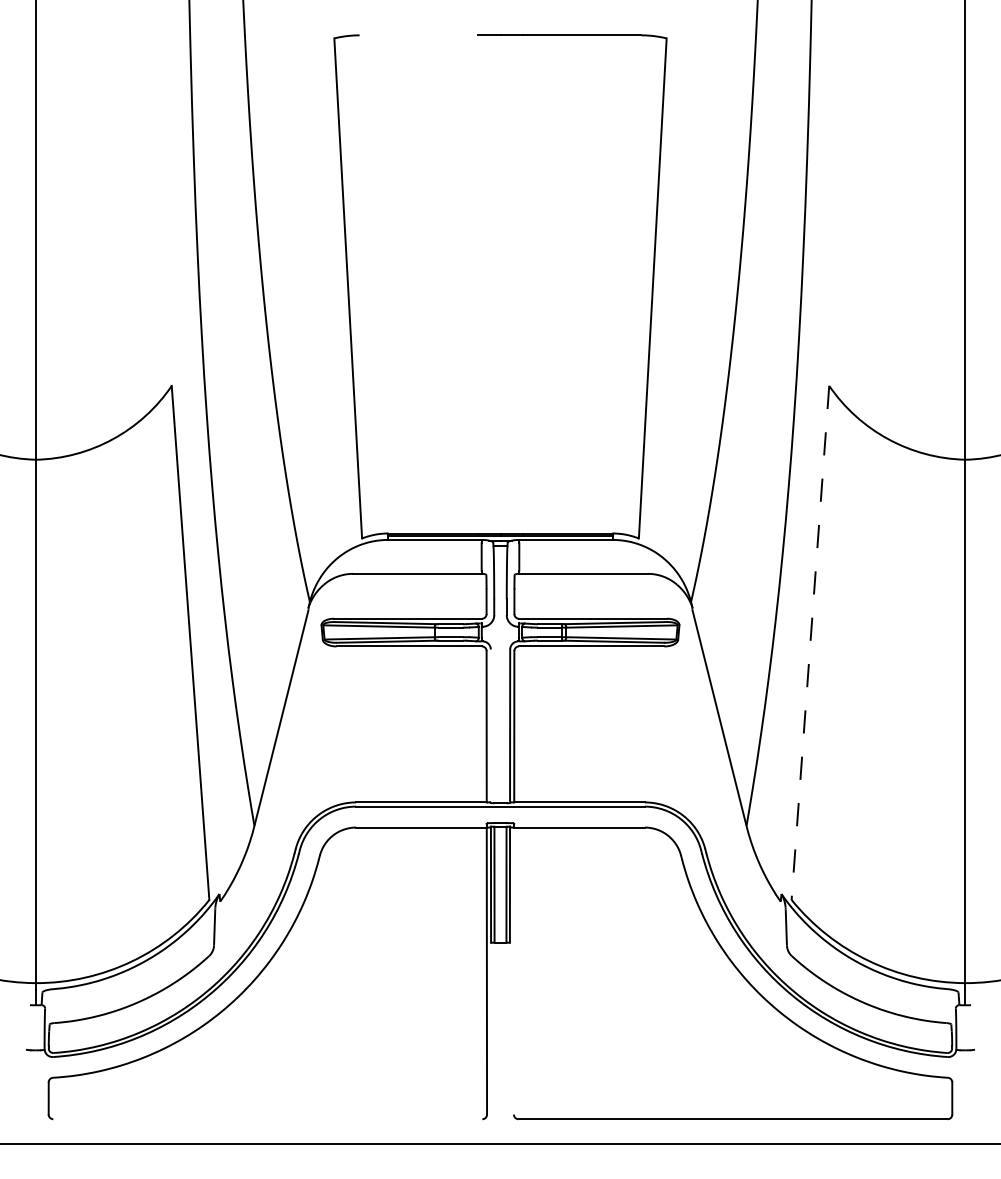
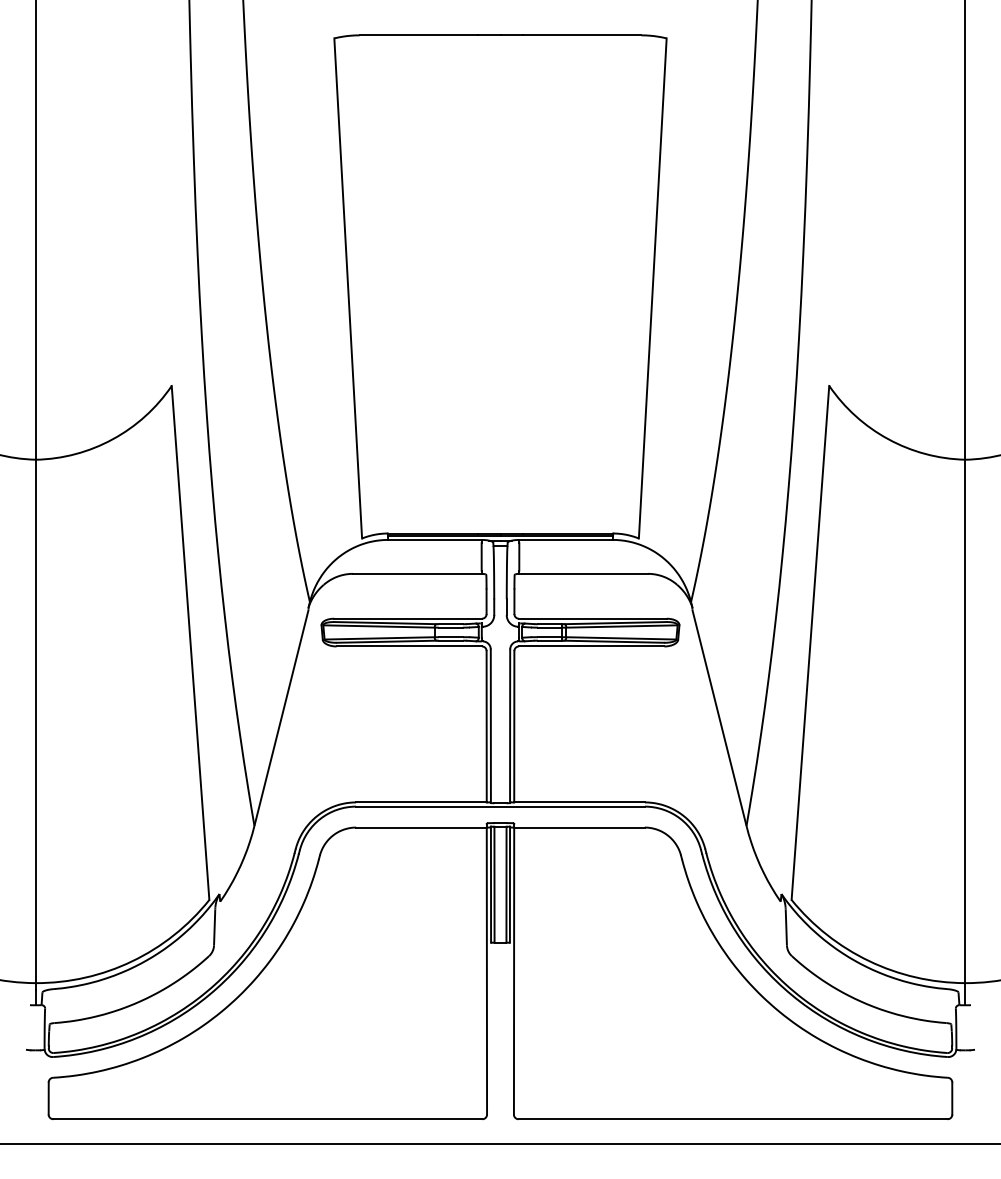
line: none -> present (418, 35)
line: dashed -> solid (810, 642)
line: none -> present (490, 725)
line: none -> present (513, 970)
line: none -> present (267, 1119)
